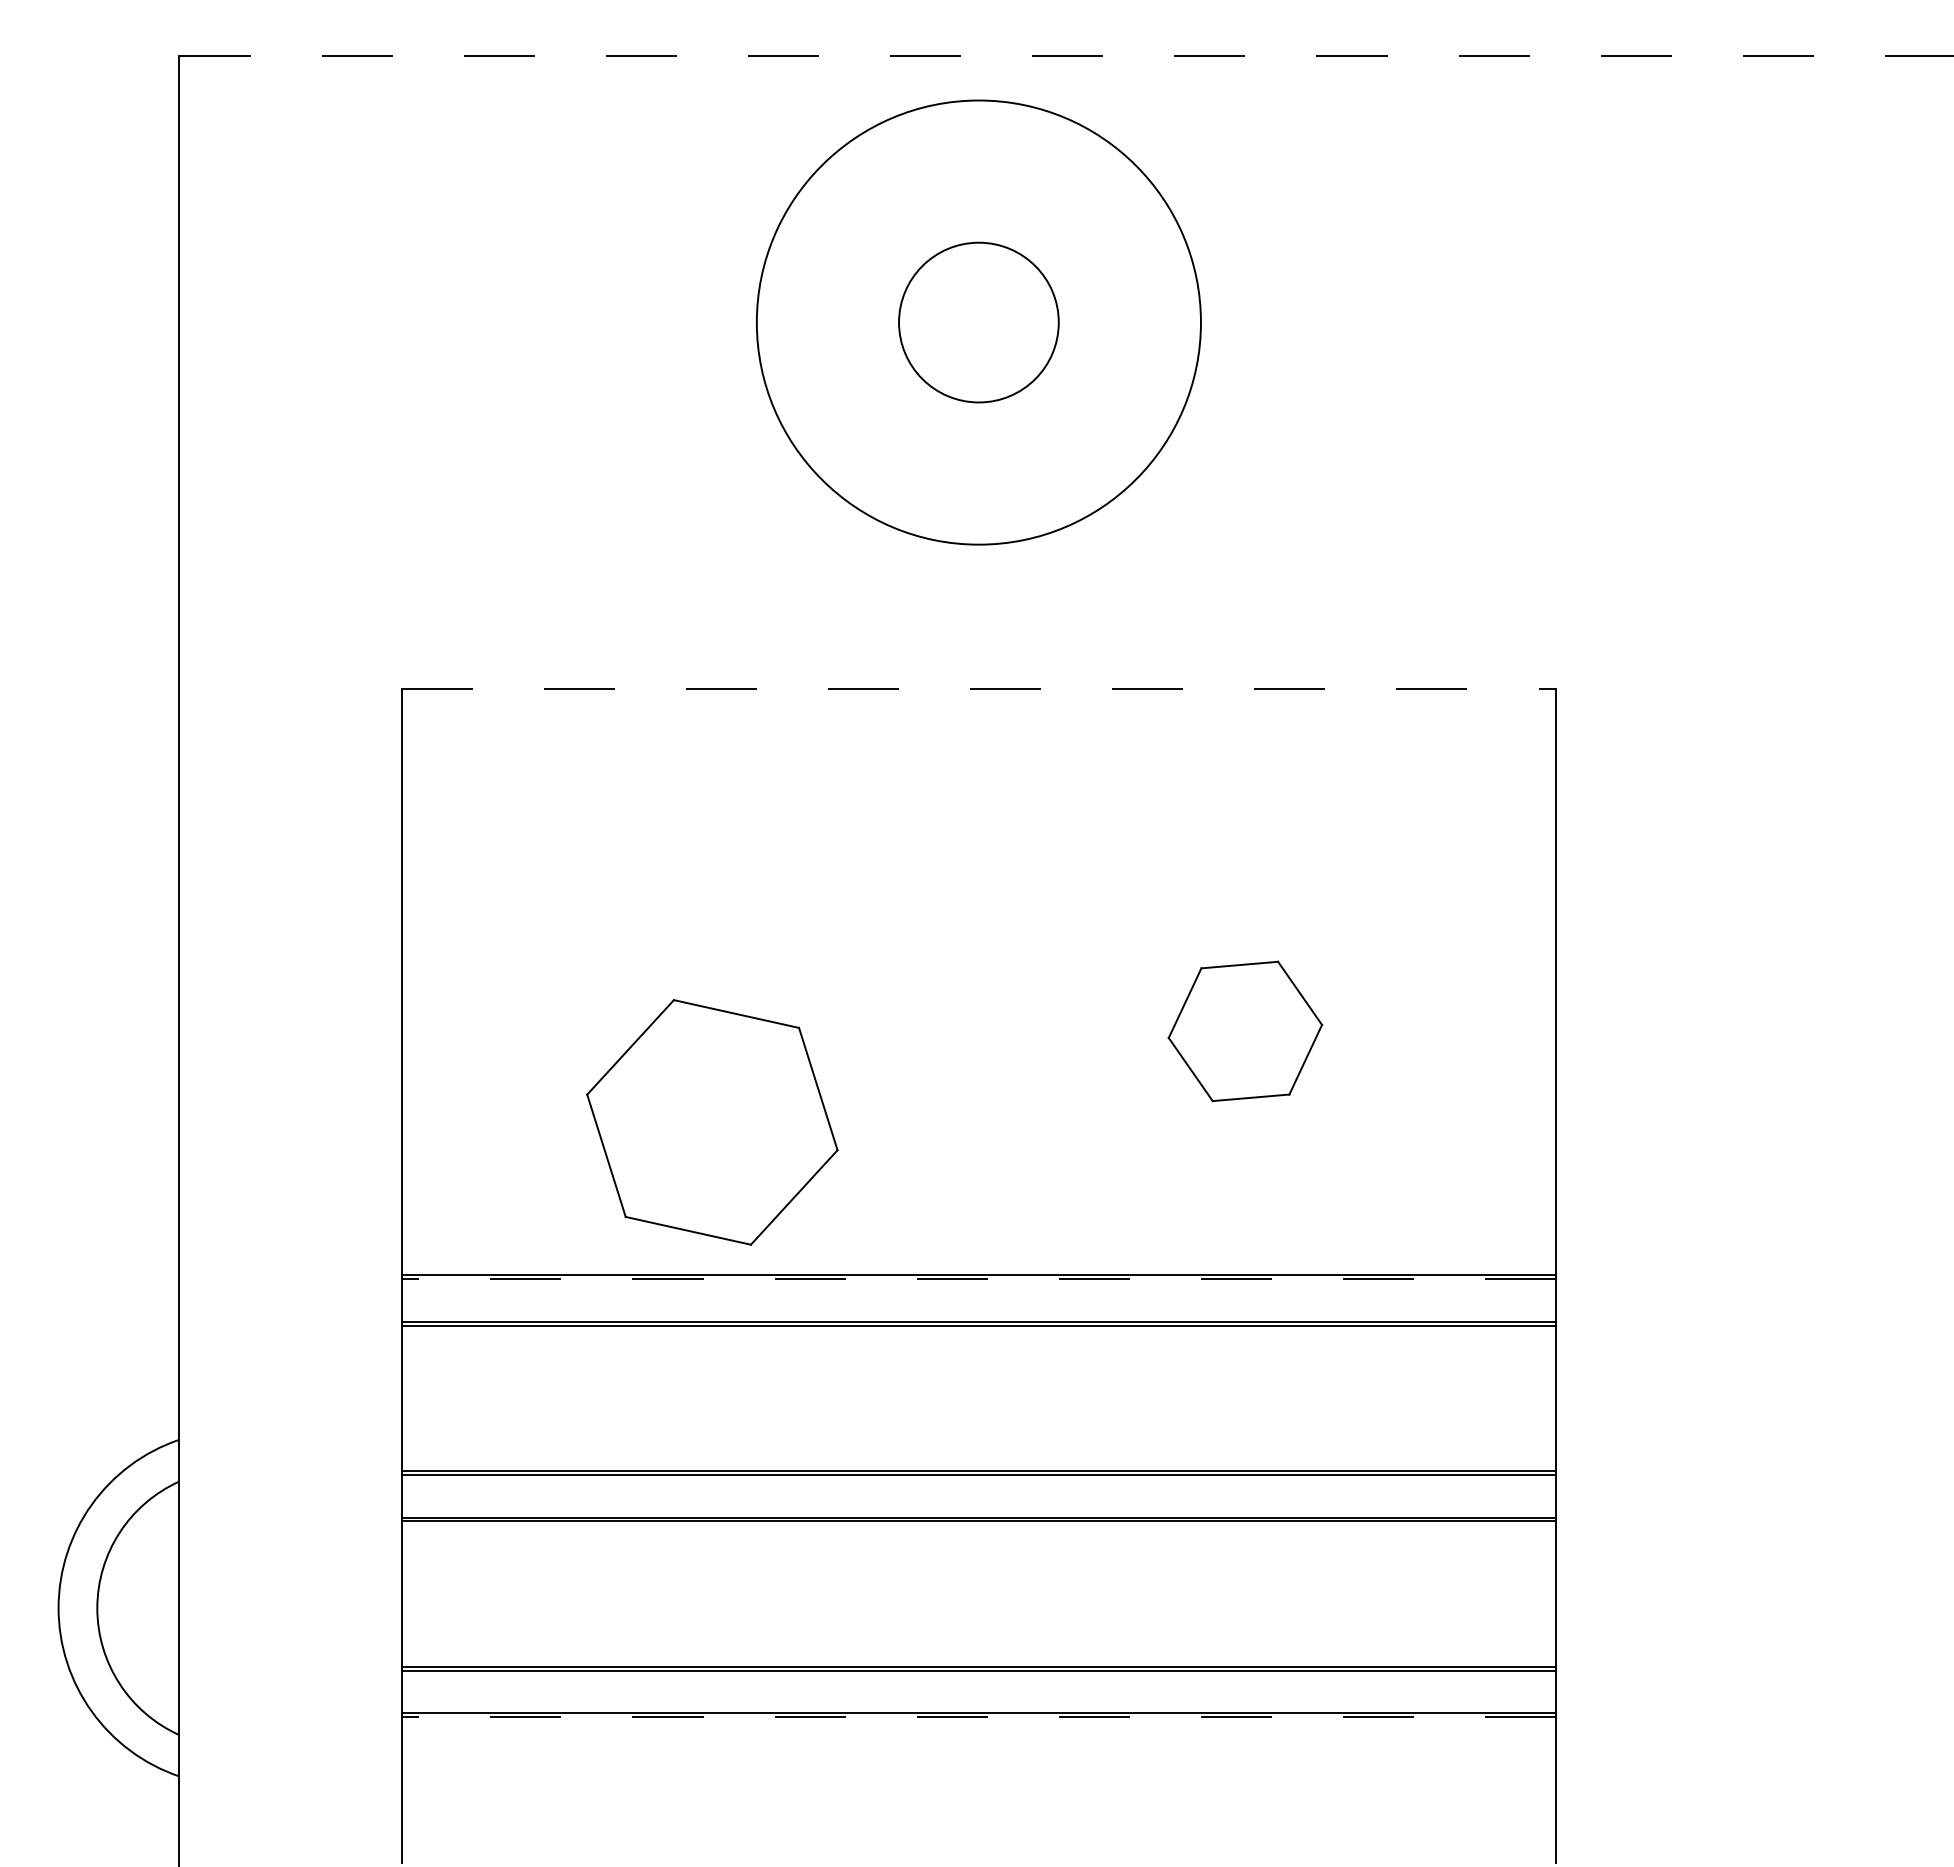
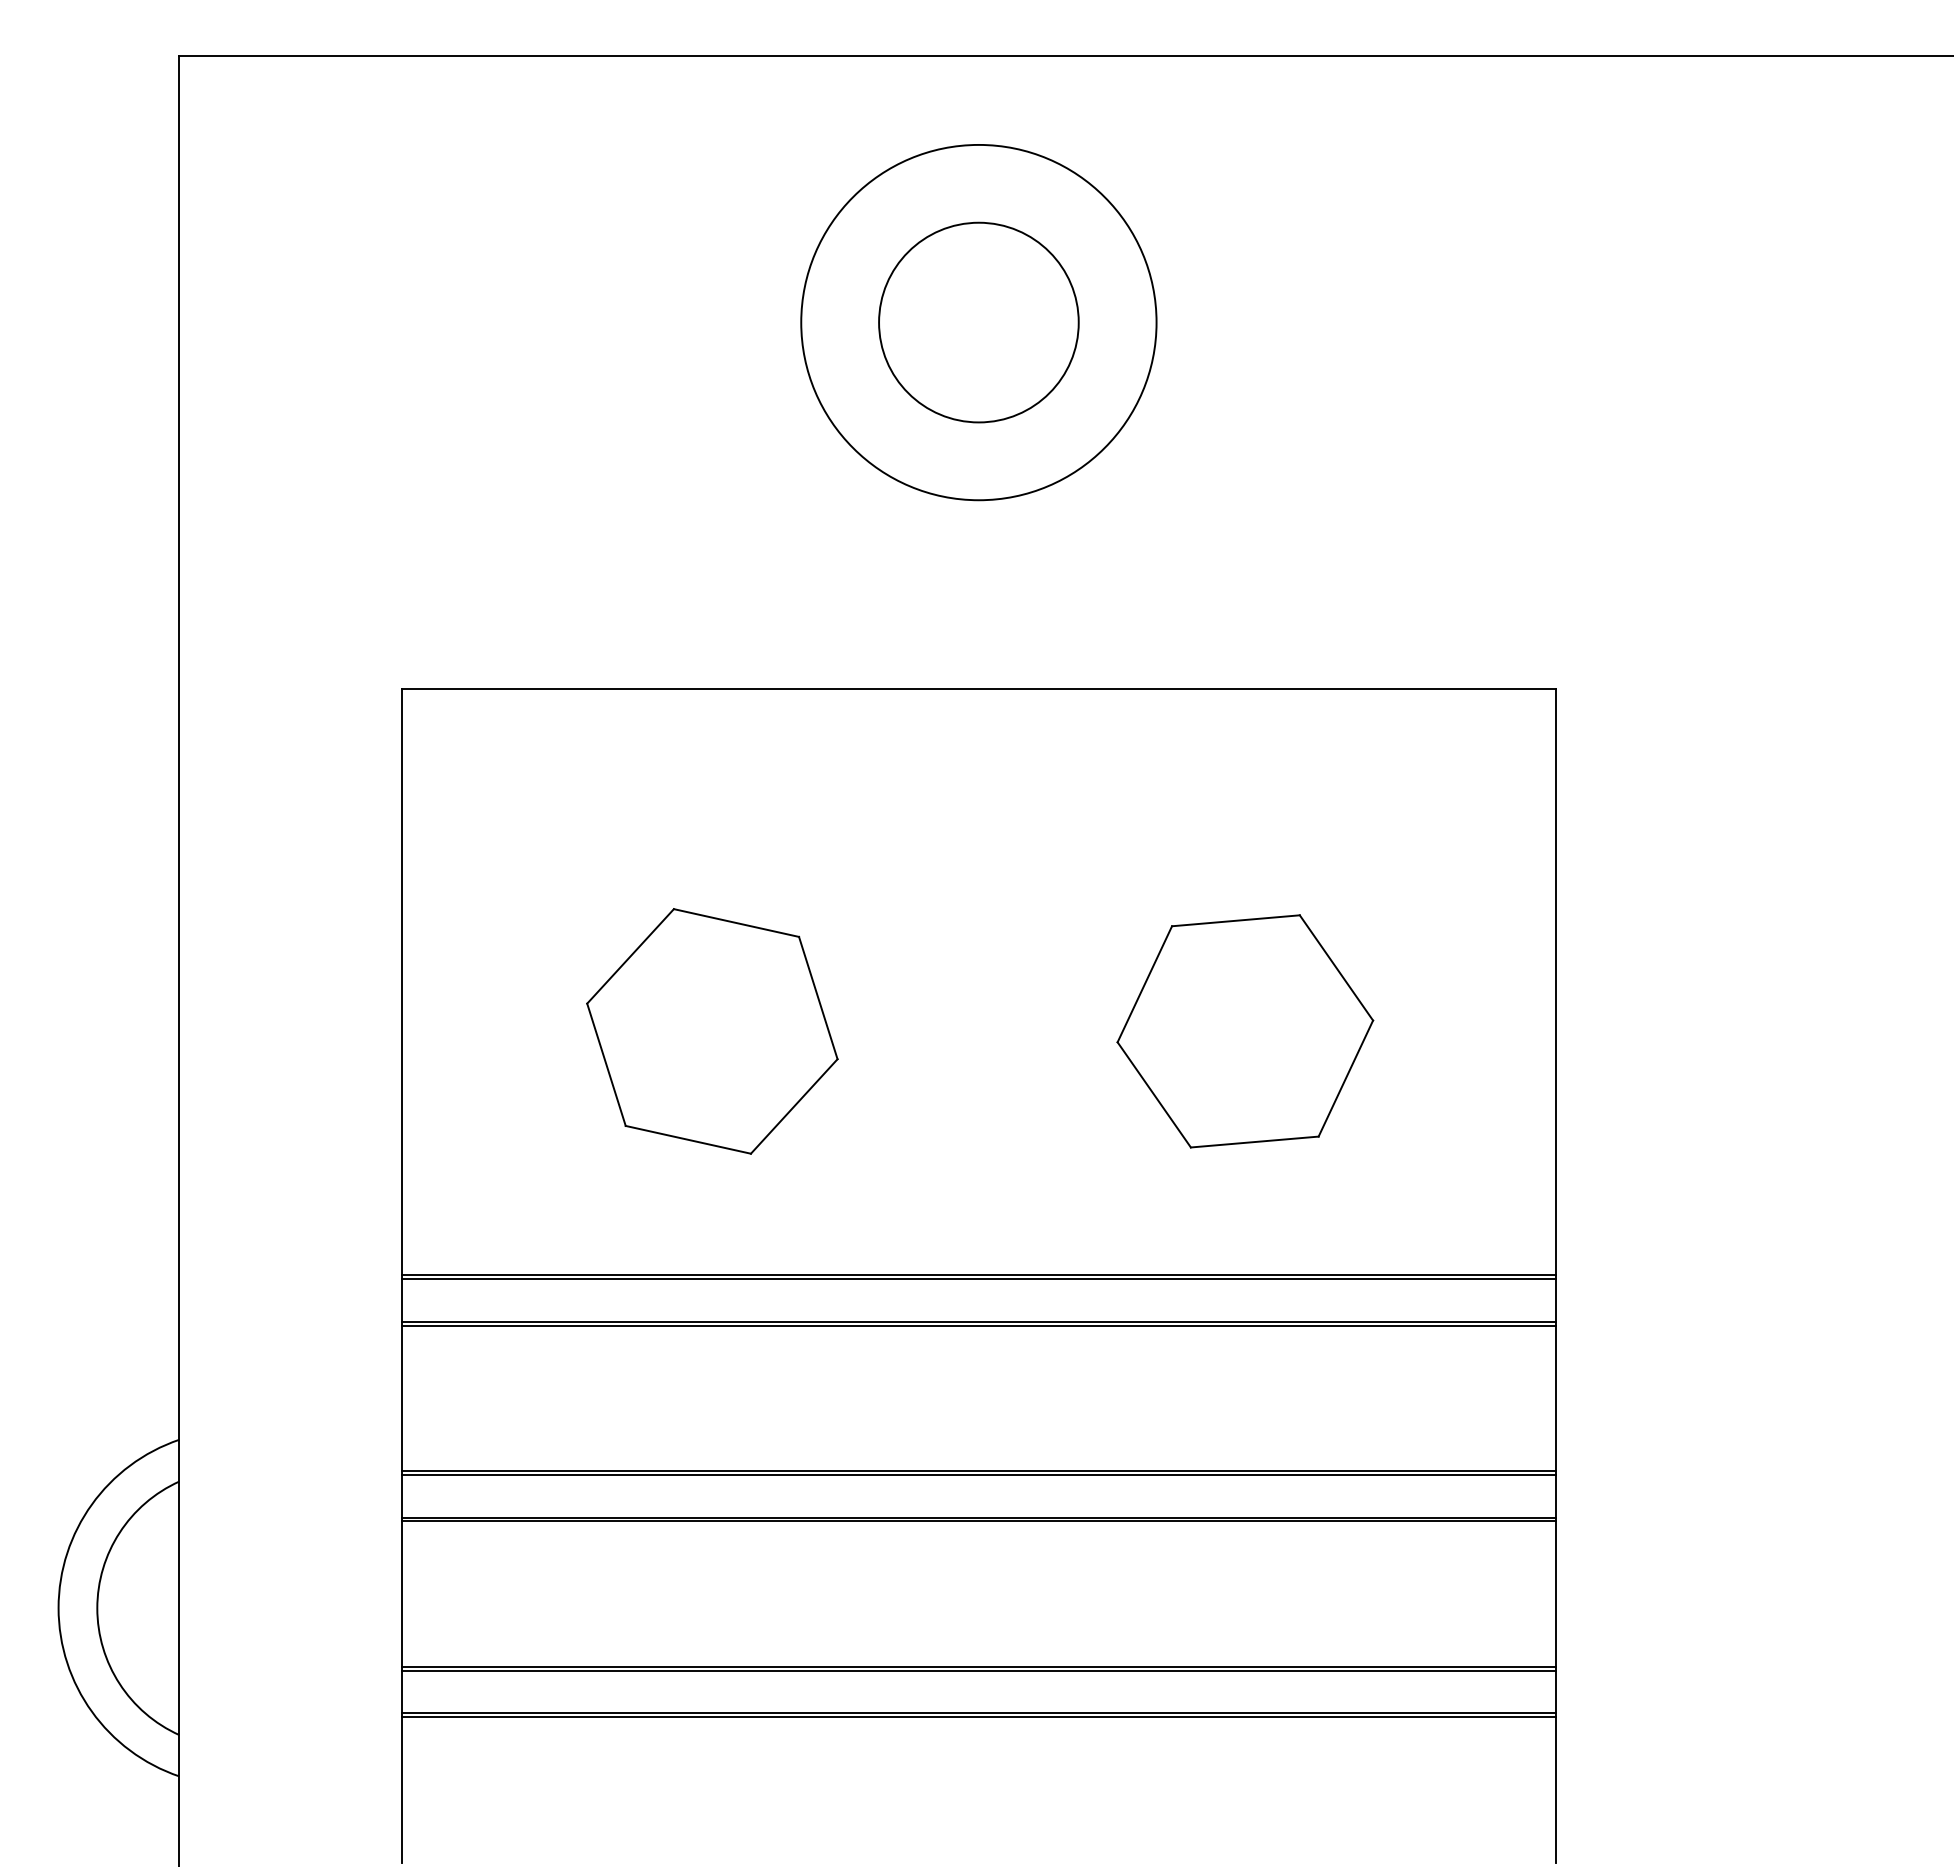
line: dashed -> solid (1066, 56)
circle diameter: 160 px -> 200 px (978, 322)
circle diameter: 444 px -> 355 px (978, 322)
line: dashed -> solid (979, 688)
part size: 157x143 px -> 259x235 px (1245, 1031)
part position: (712, 1122) -> (712, 1031) (712, 1031)
line: dashed -> solid (978, 1279)
line: dashed -> solid (978, 1717)
